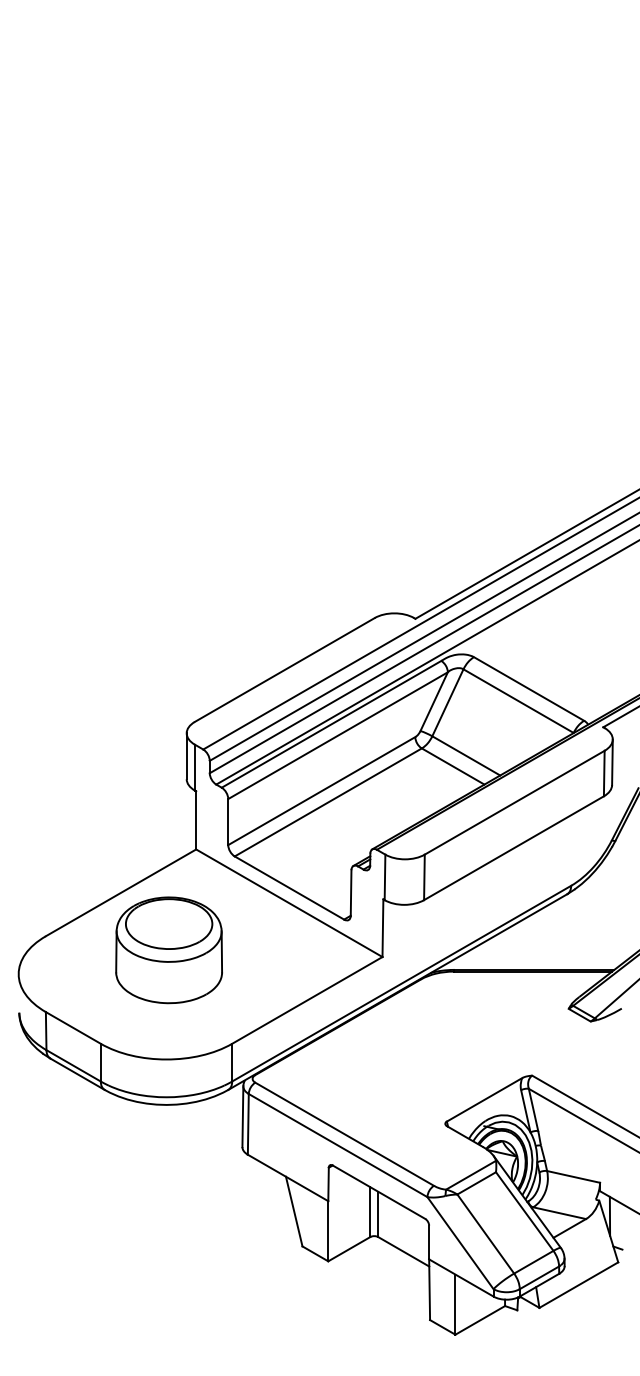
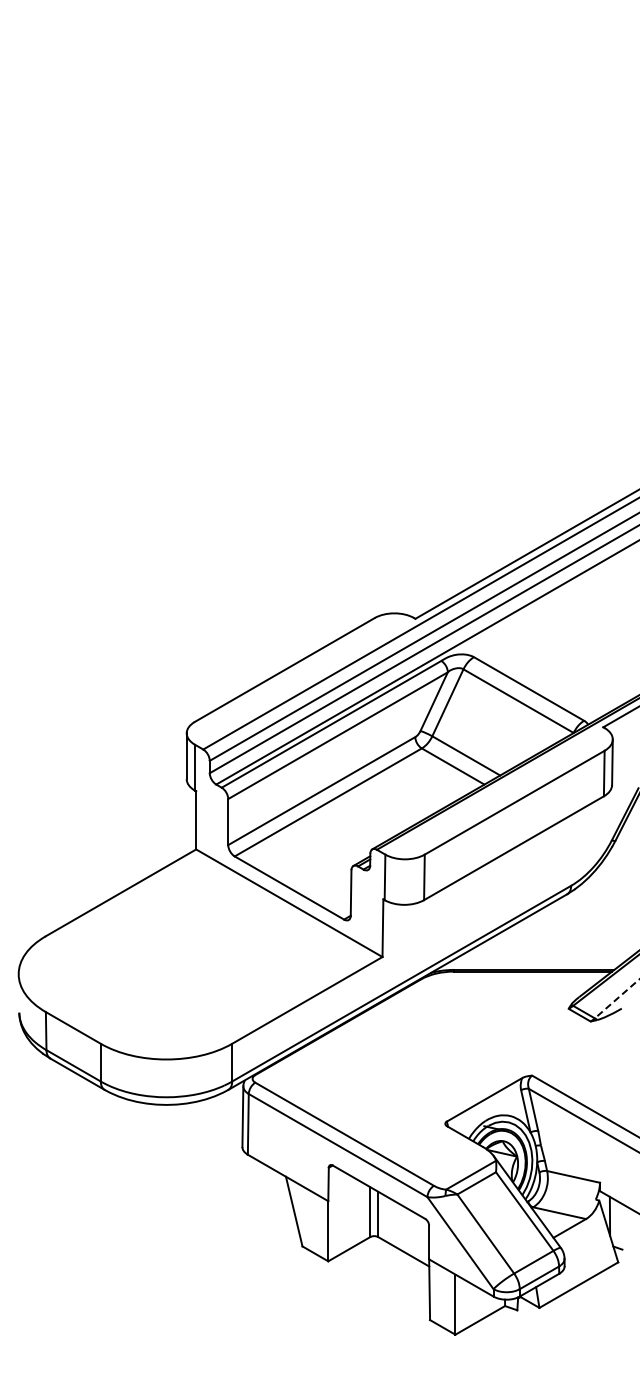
part: present -> none (168, 950)
line: solid -> dashed (617, 998)
